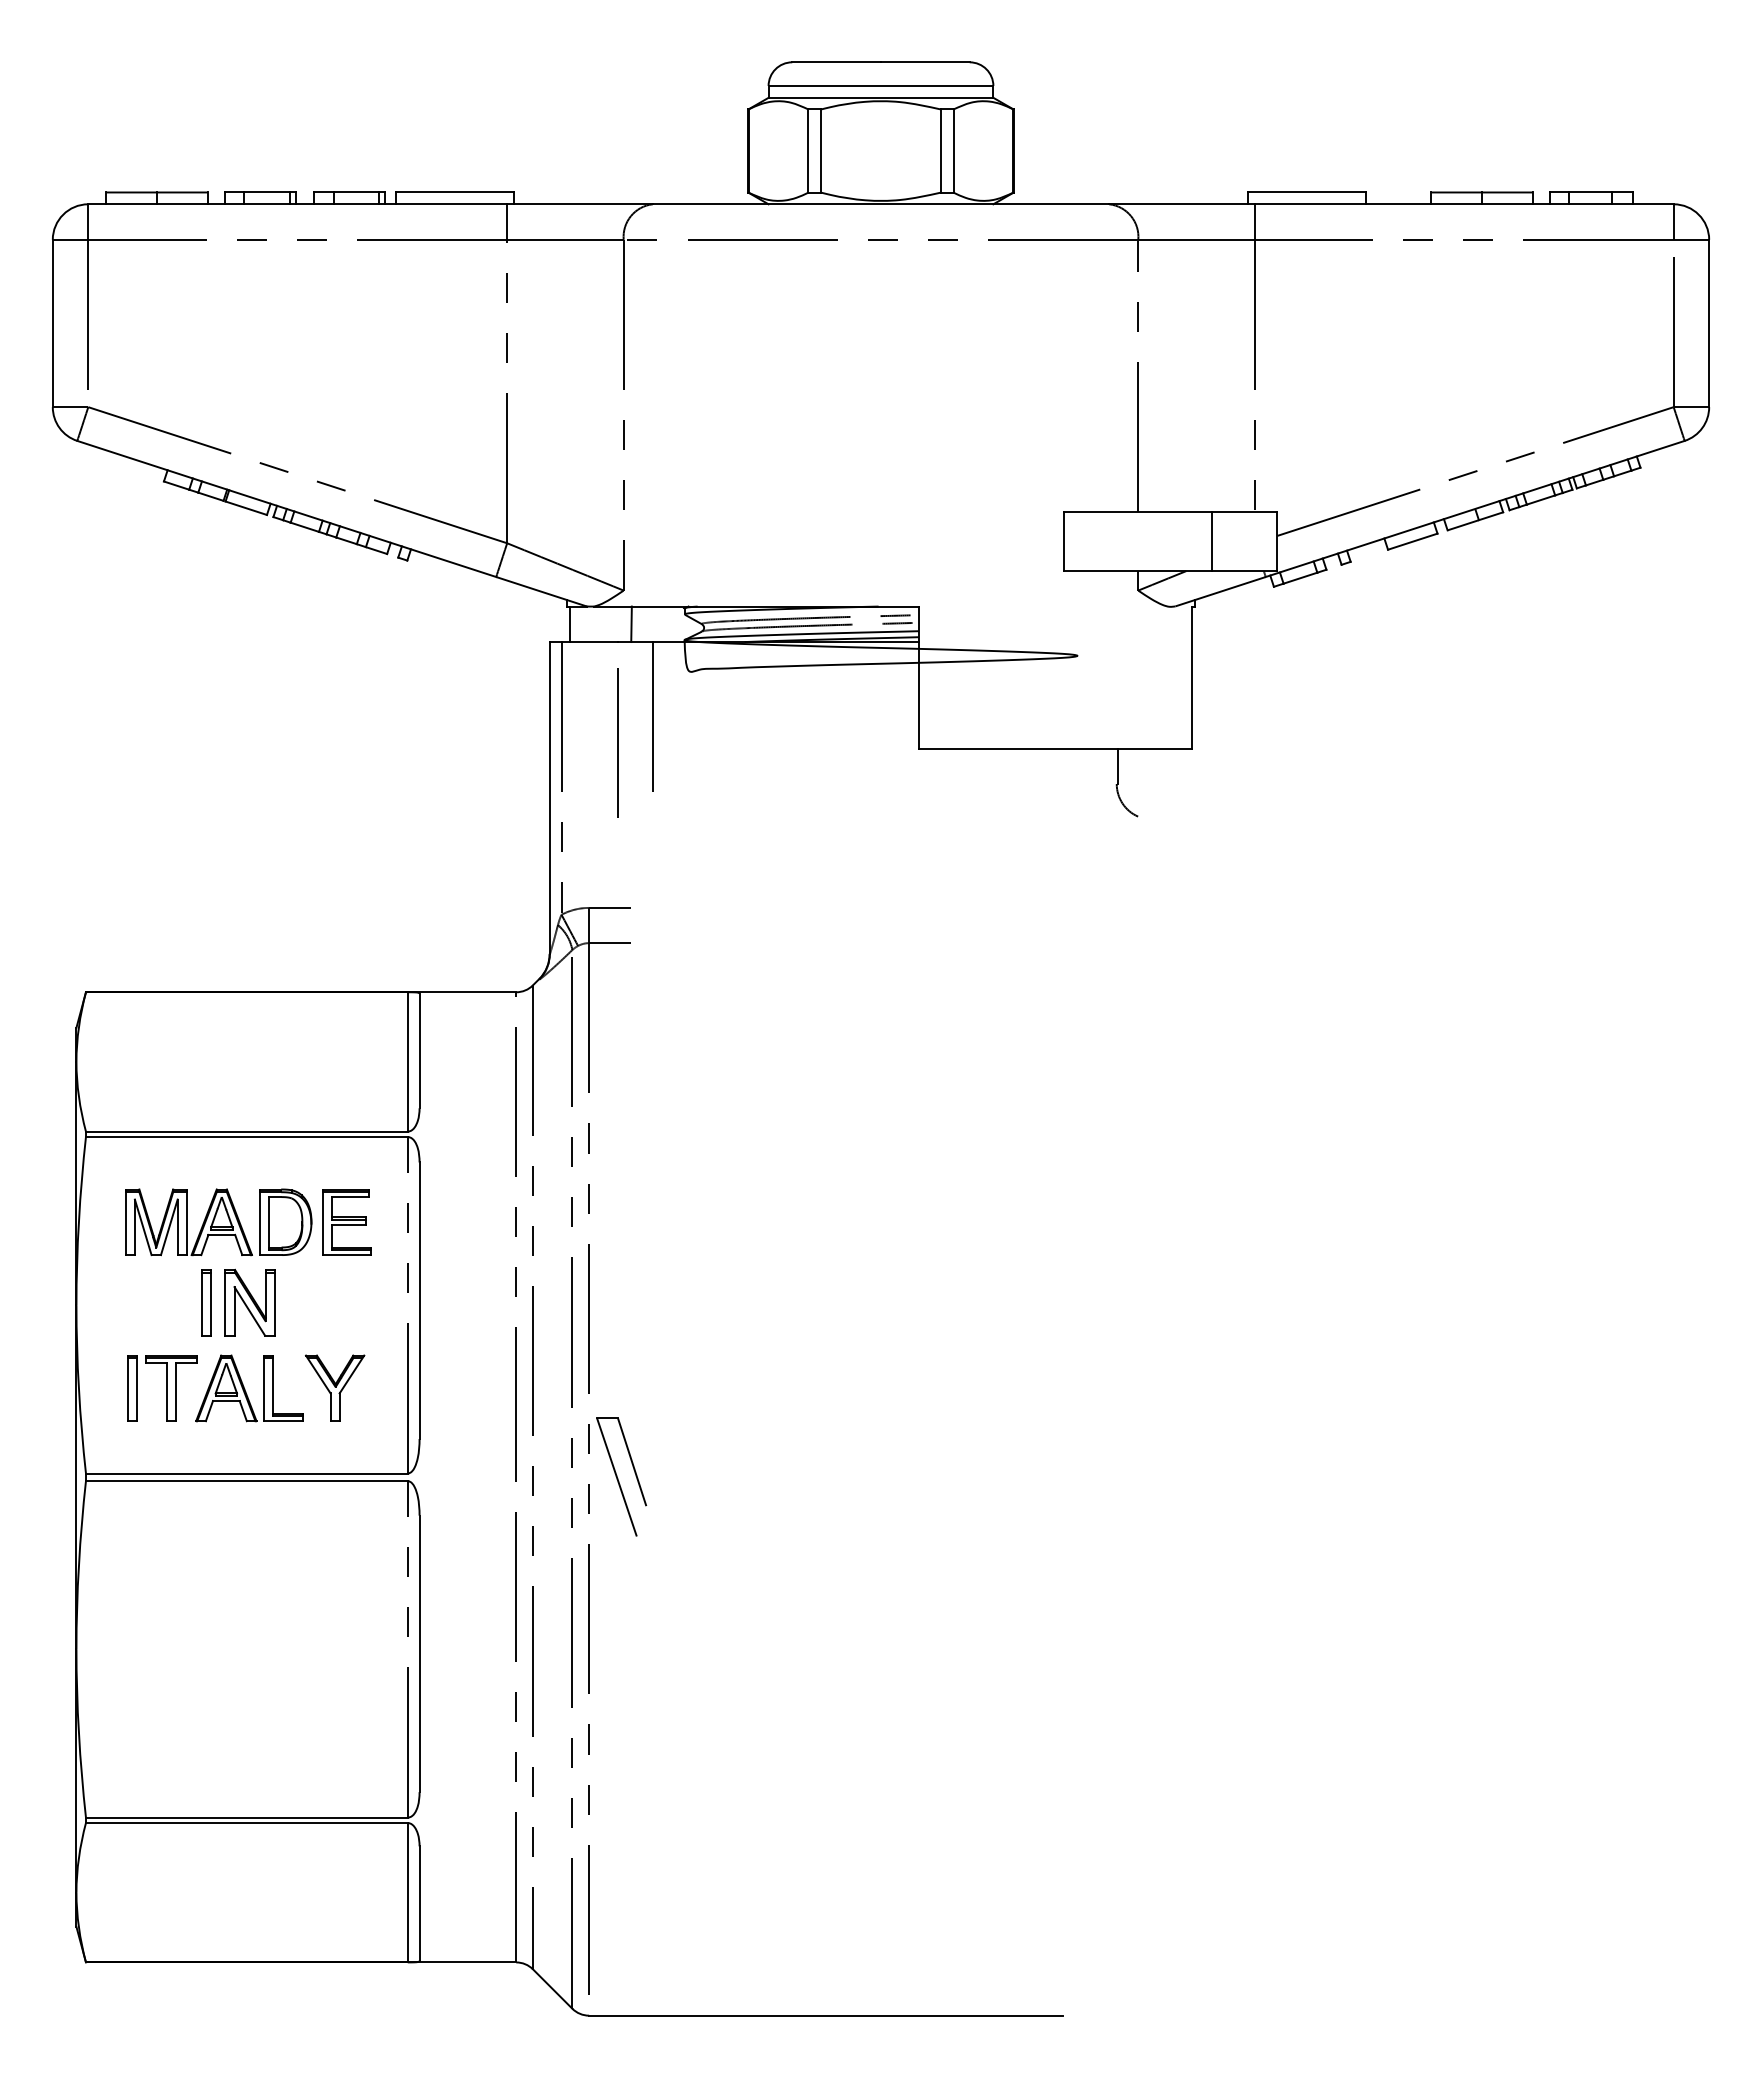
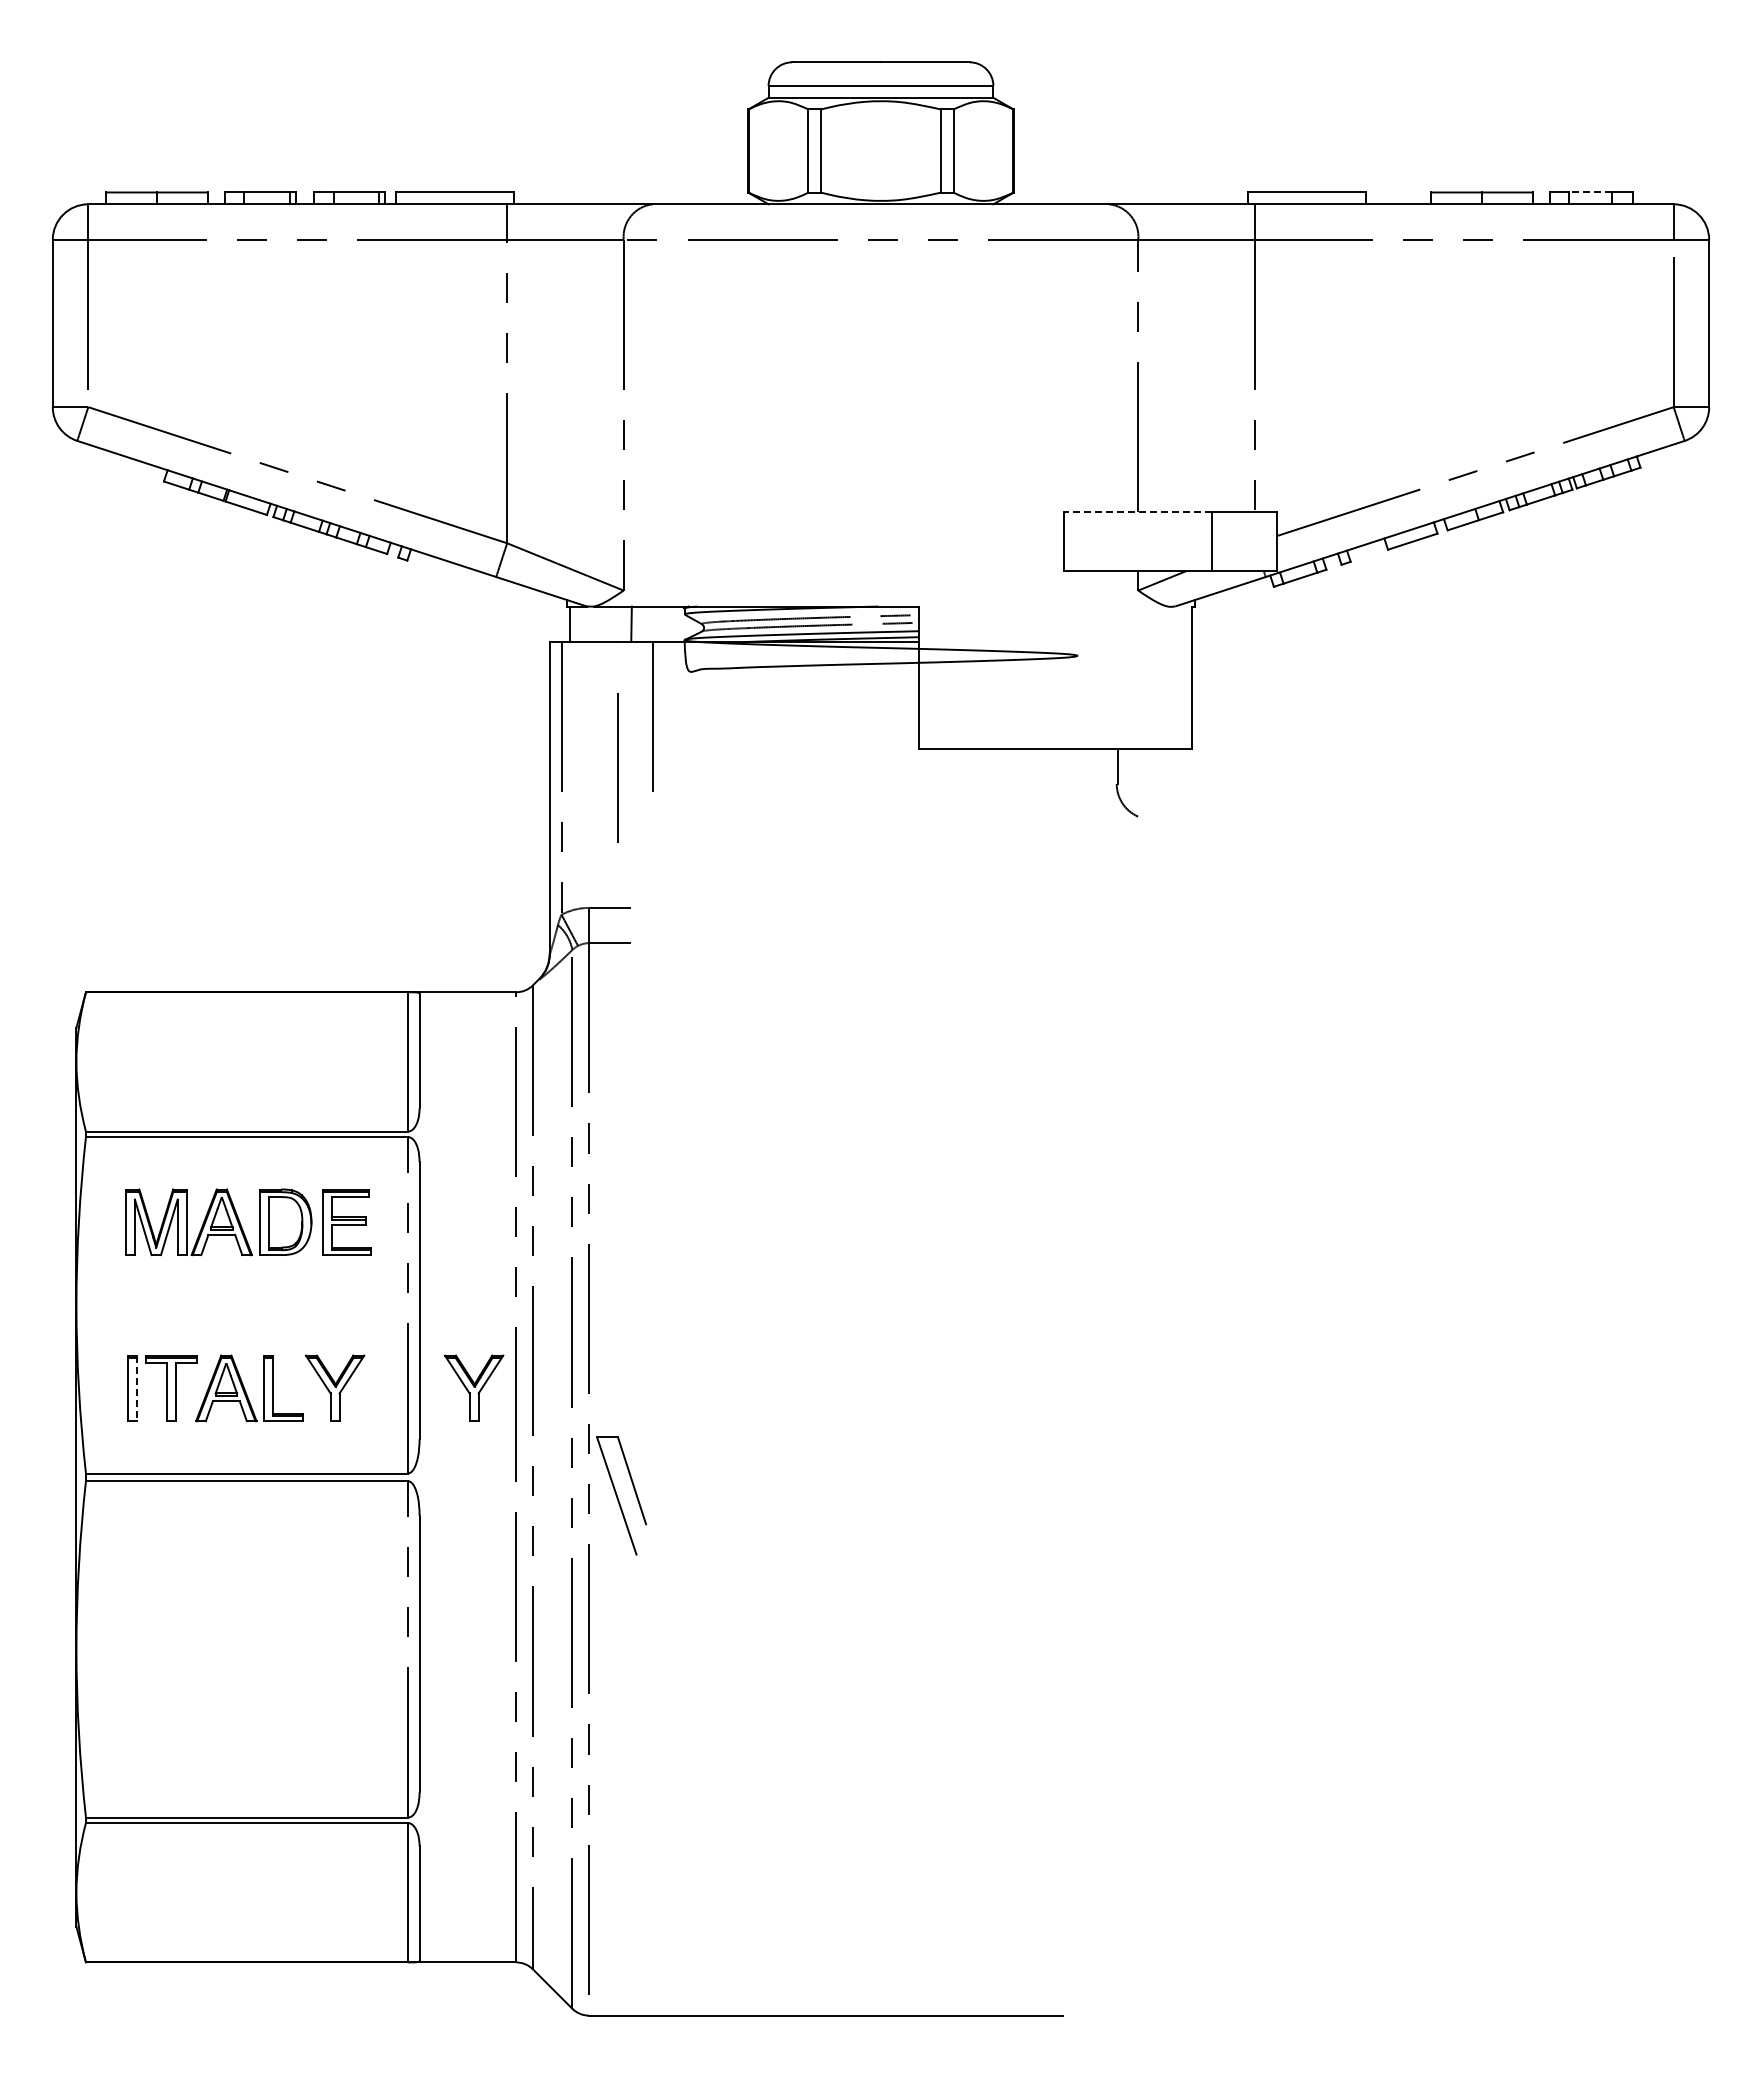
line: solid -> dashed (1590, 192)
line: solid -> dashed (1138, 511)
line position: (617, 742) -> (617, 767) (617, 767)
part: present -> none (206, 1302)
part: present -> none (249, 1302)
part: none -> present (474, 1387)
line: solid -> dashed (136, 1388)
part position: (621, 1476) -> (621, 1495) (621, 1495)
